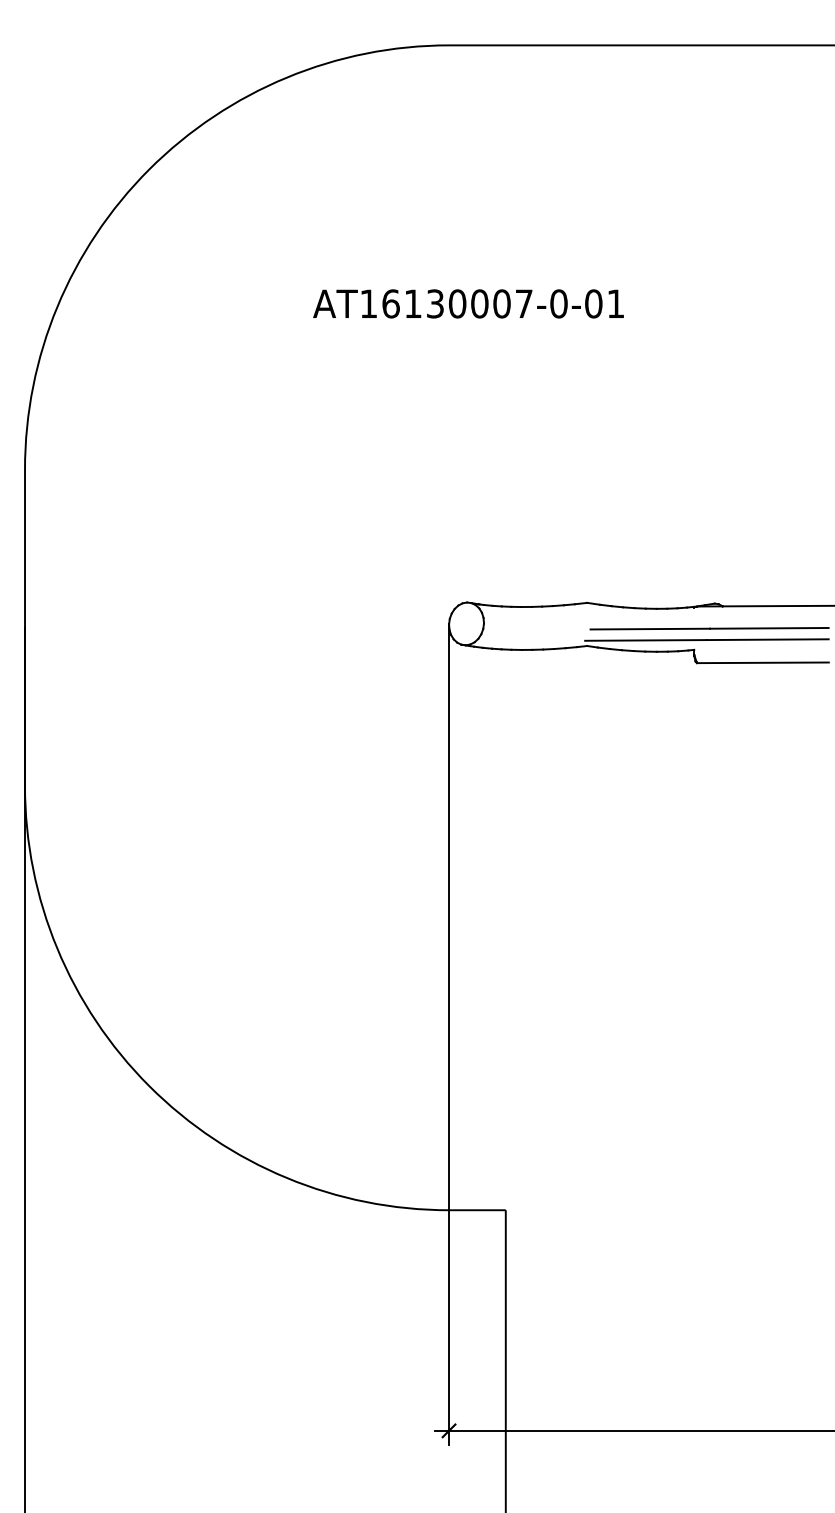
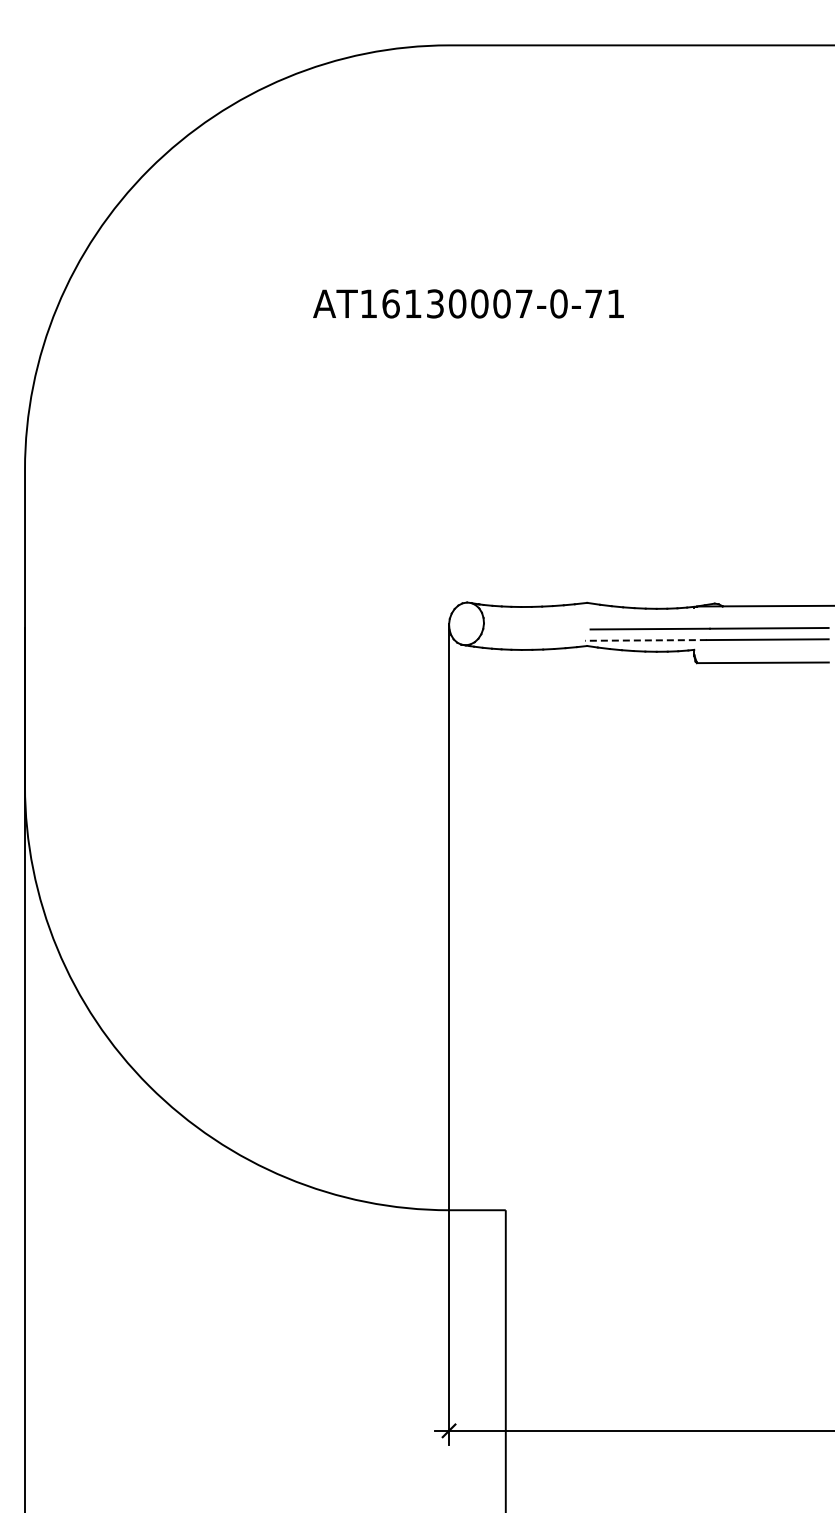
text: AT16130007-0-01 -> AT16130007-0-71 (593, 303)
line: solid -> dashed (646, 640)
